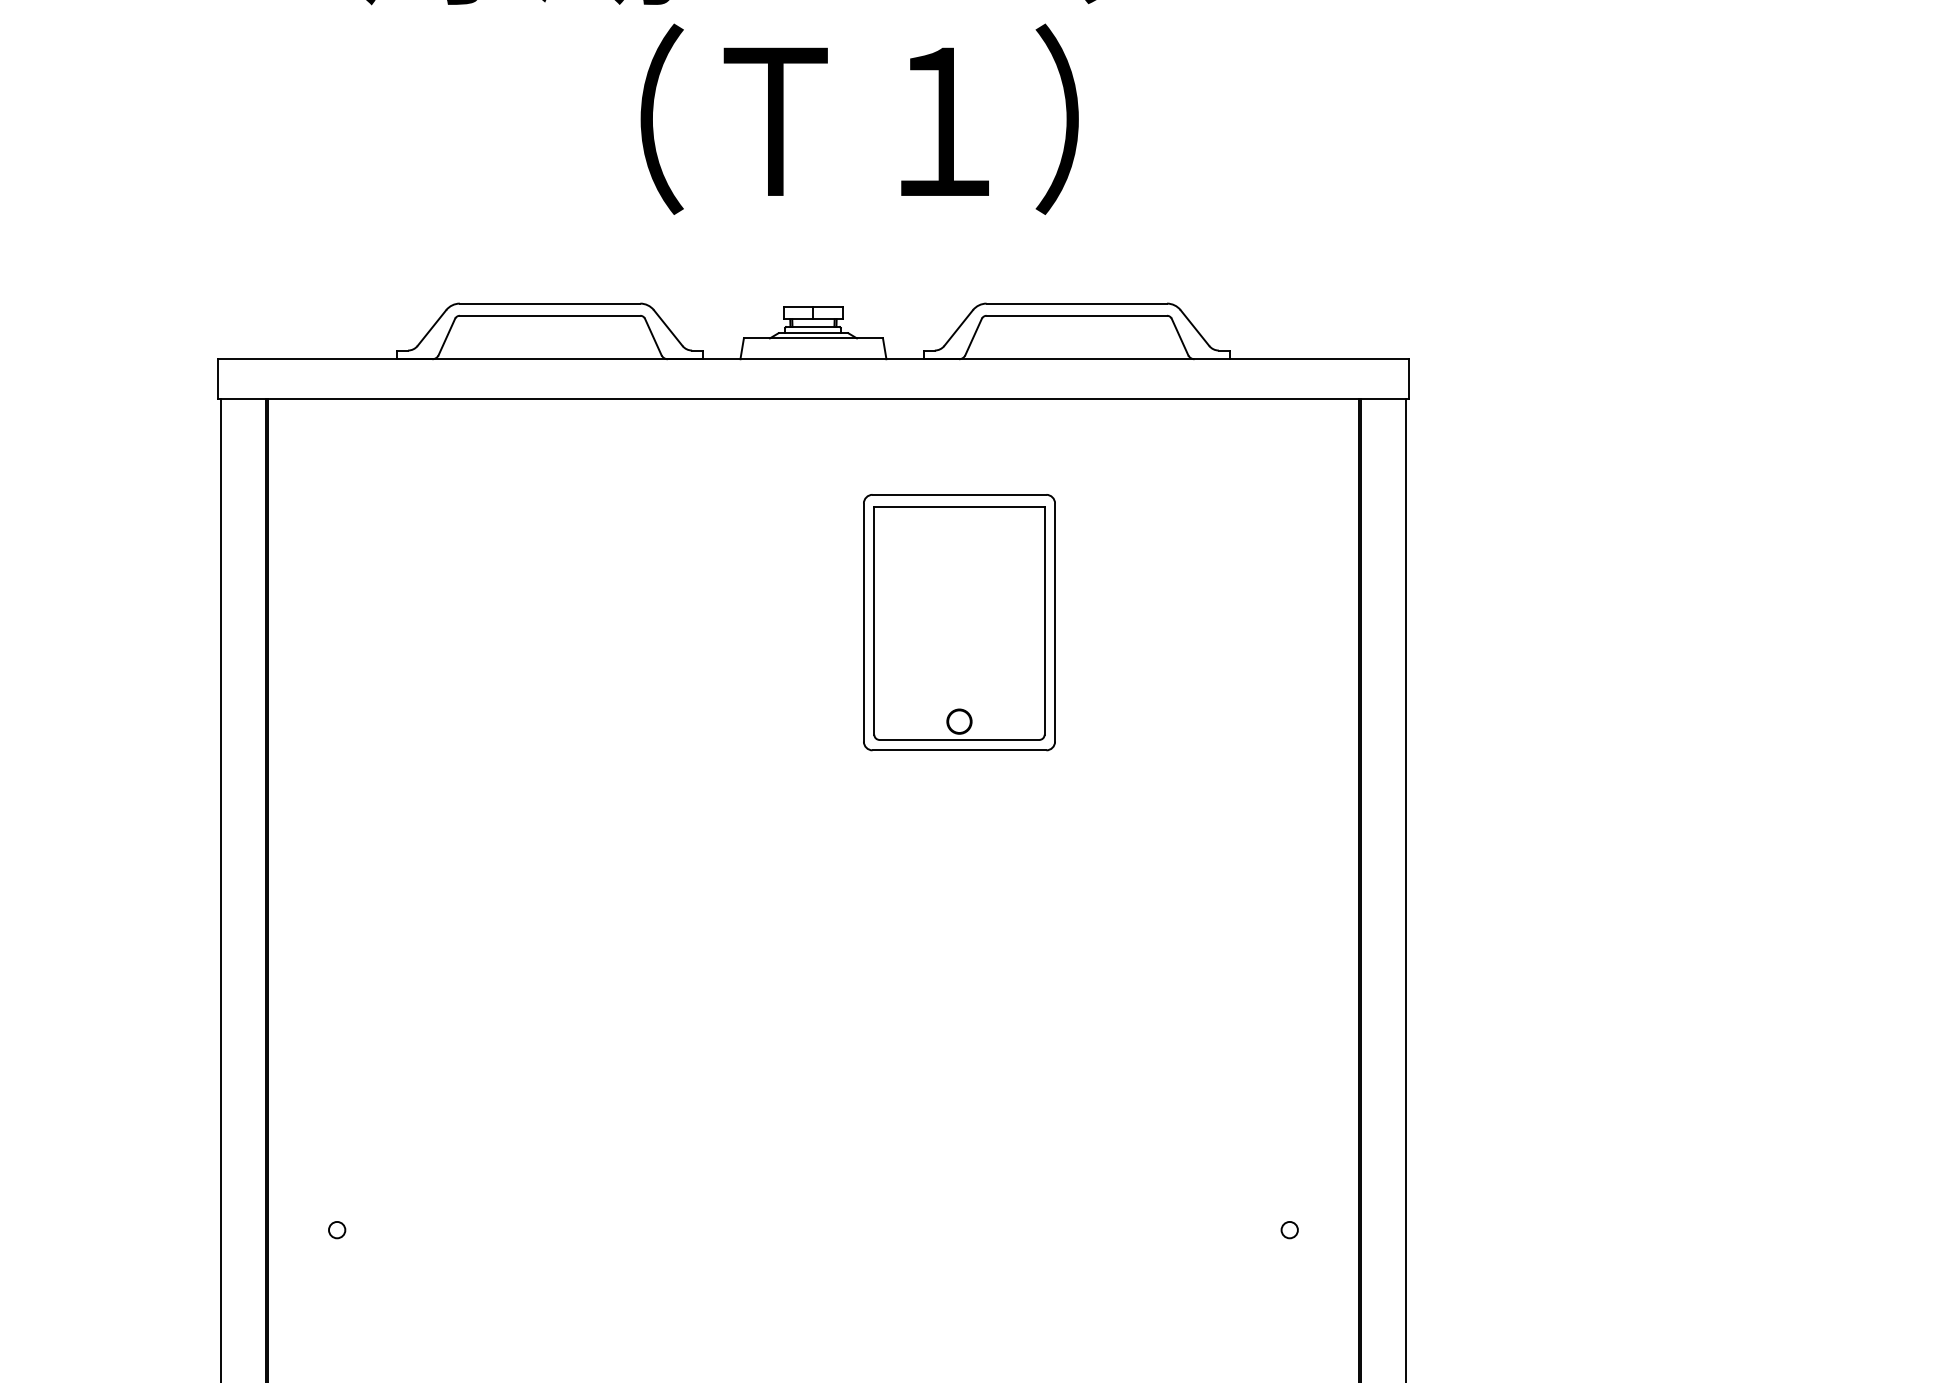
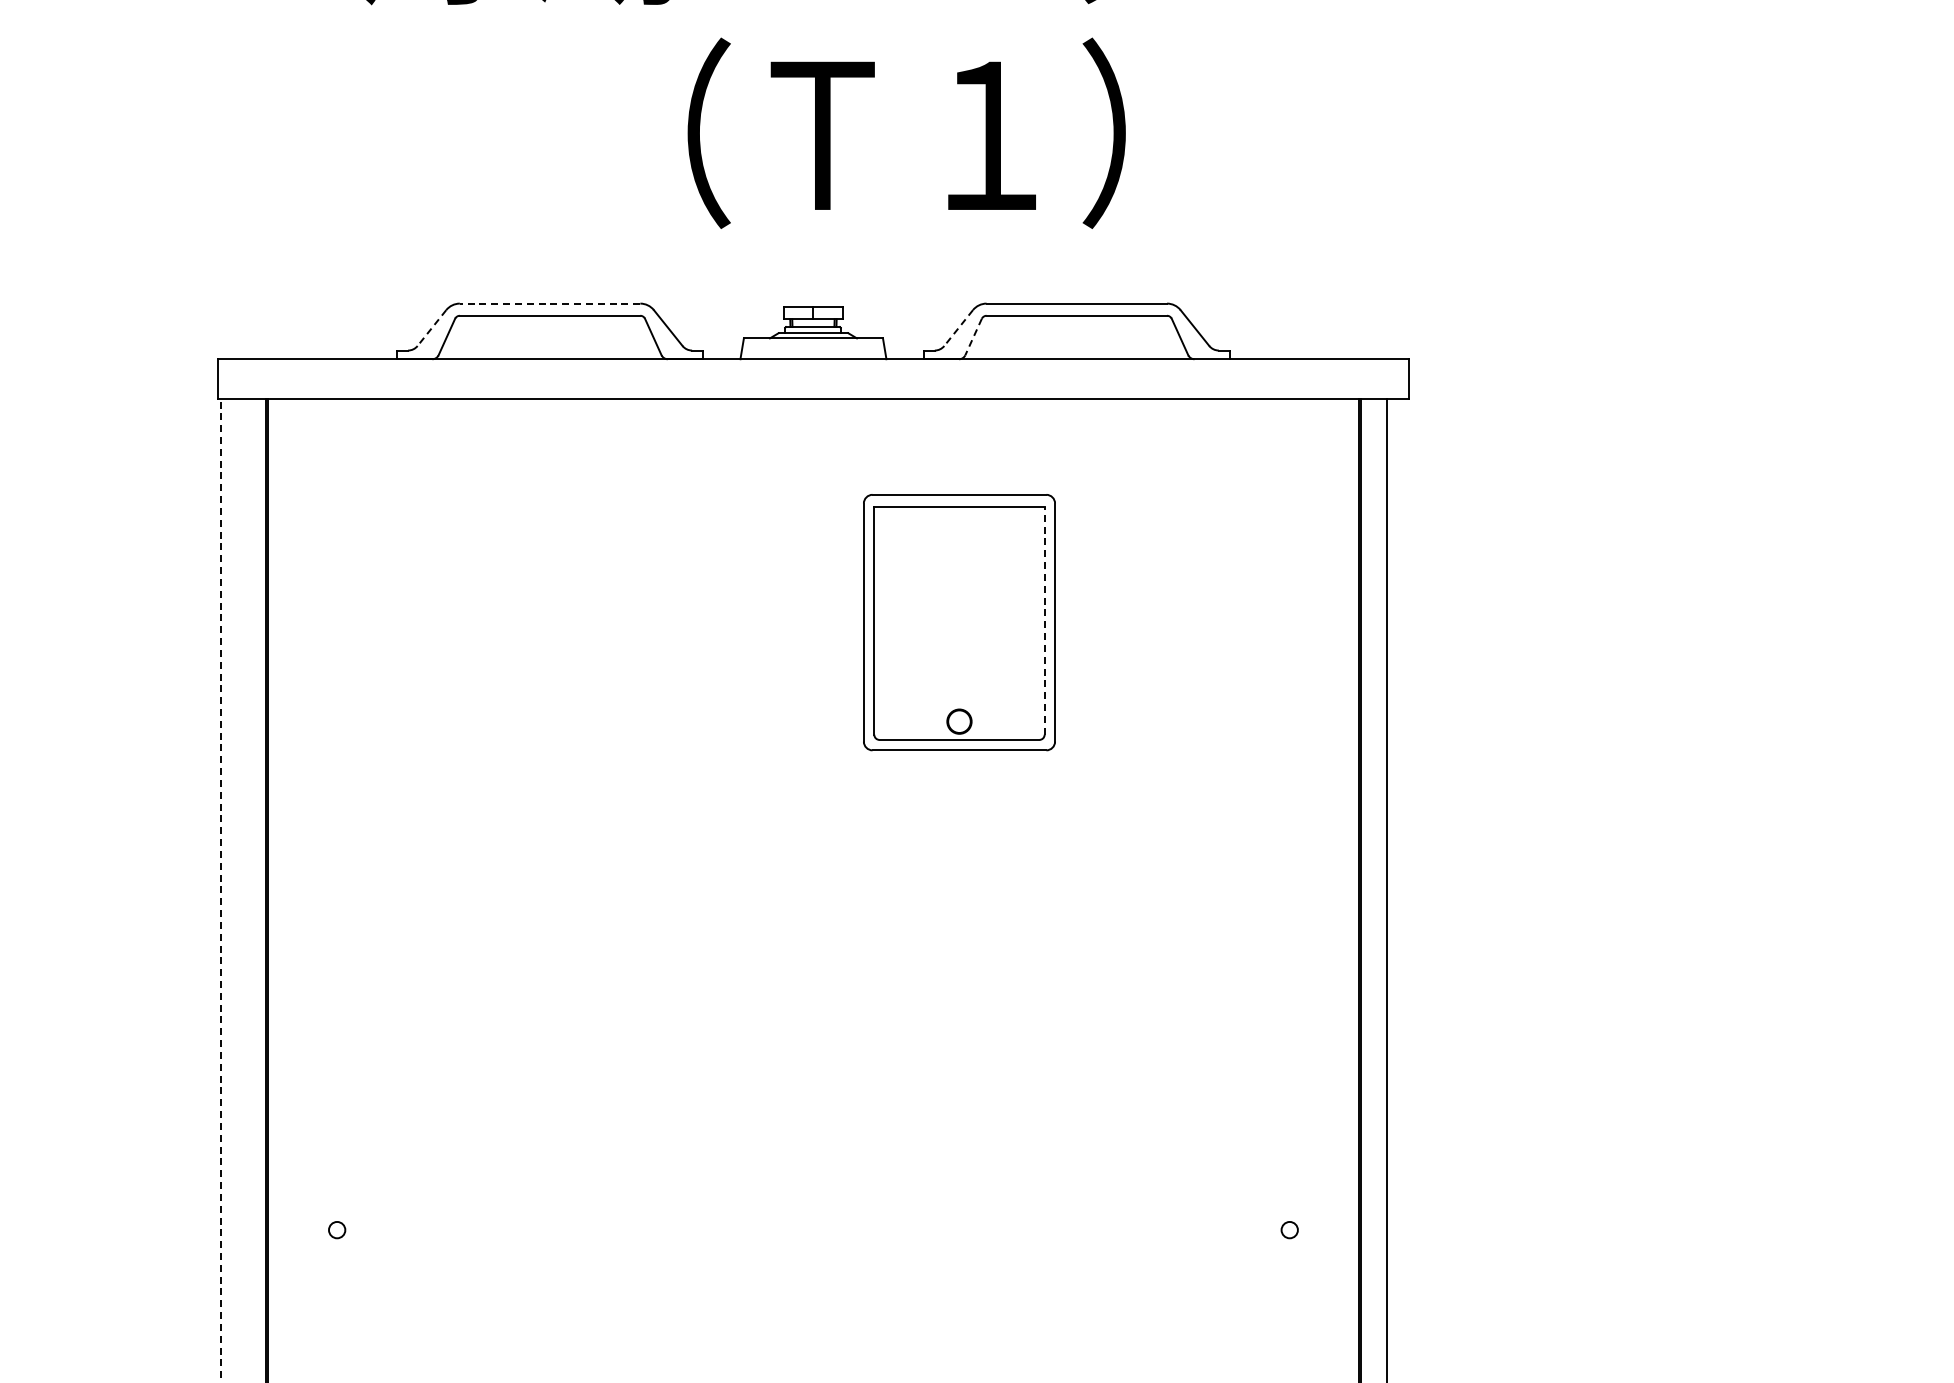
text position: (859, 118) -> (906, 132) (906, 132)
line: solid -> dashed (549, 303)
line: solid -> dashed (431, 328)
line: solid -> dashed (958, 328)
line: solid -> dashed (973, 337)
line: solid -> dashed (1044, 620)
line position: (1405, 889) -> (1386, 889) (1386, 889)
line: solid -> dashed (221, 890)
